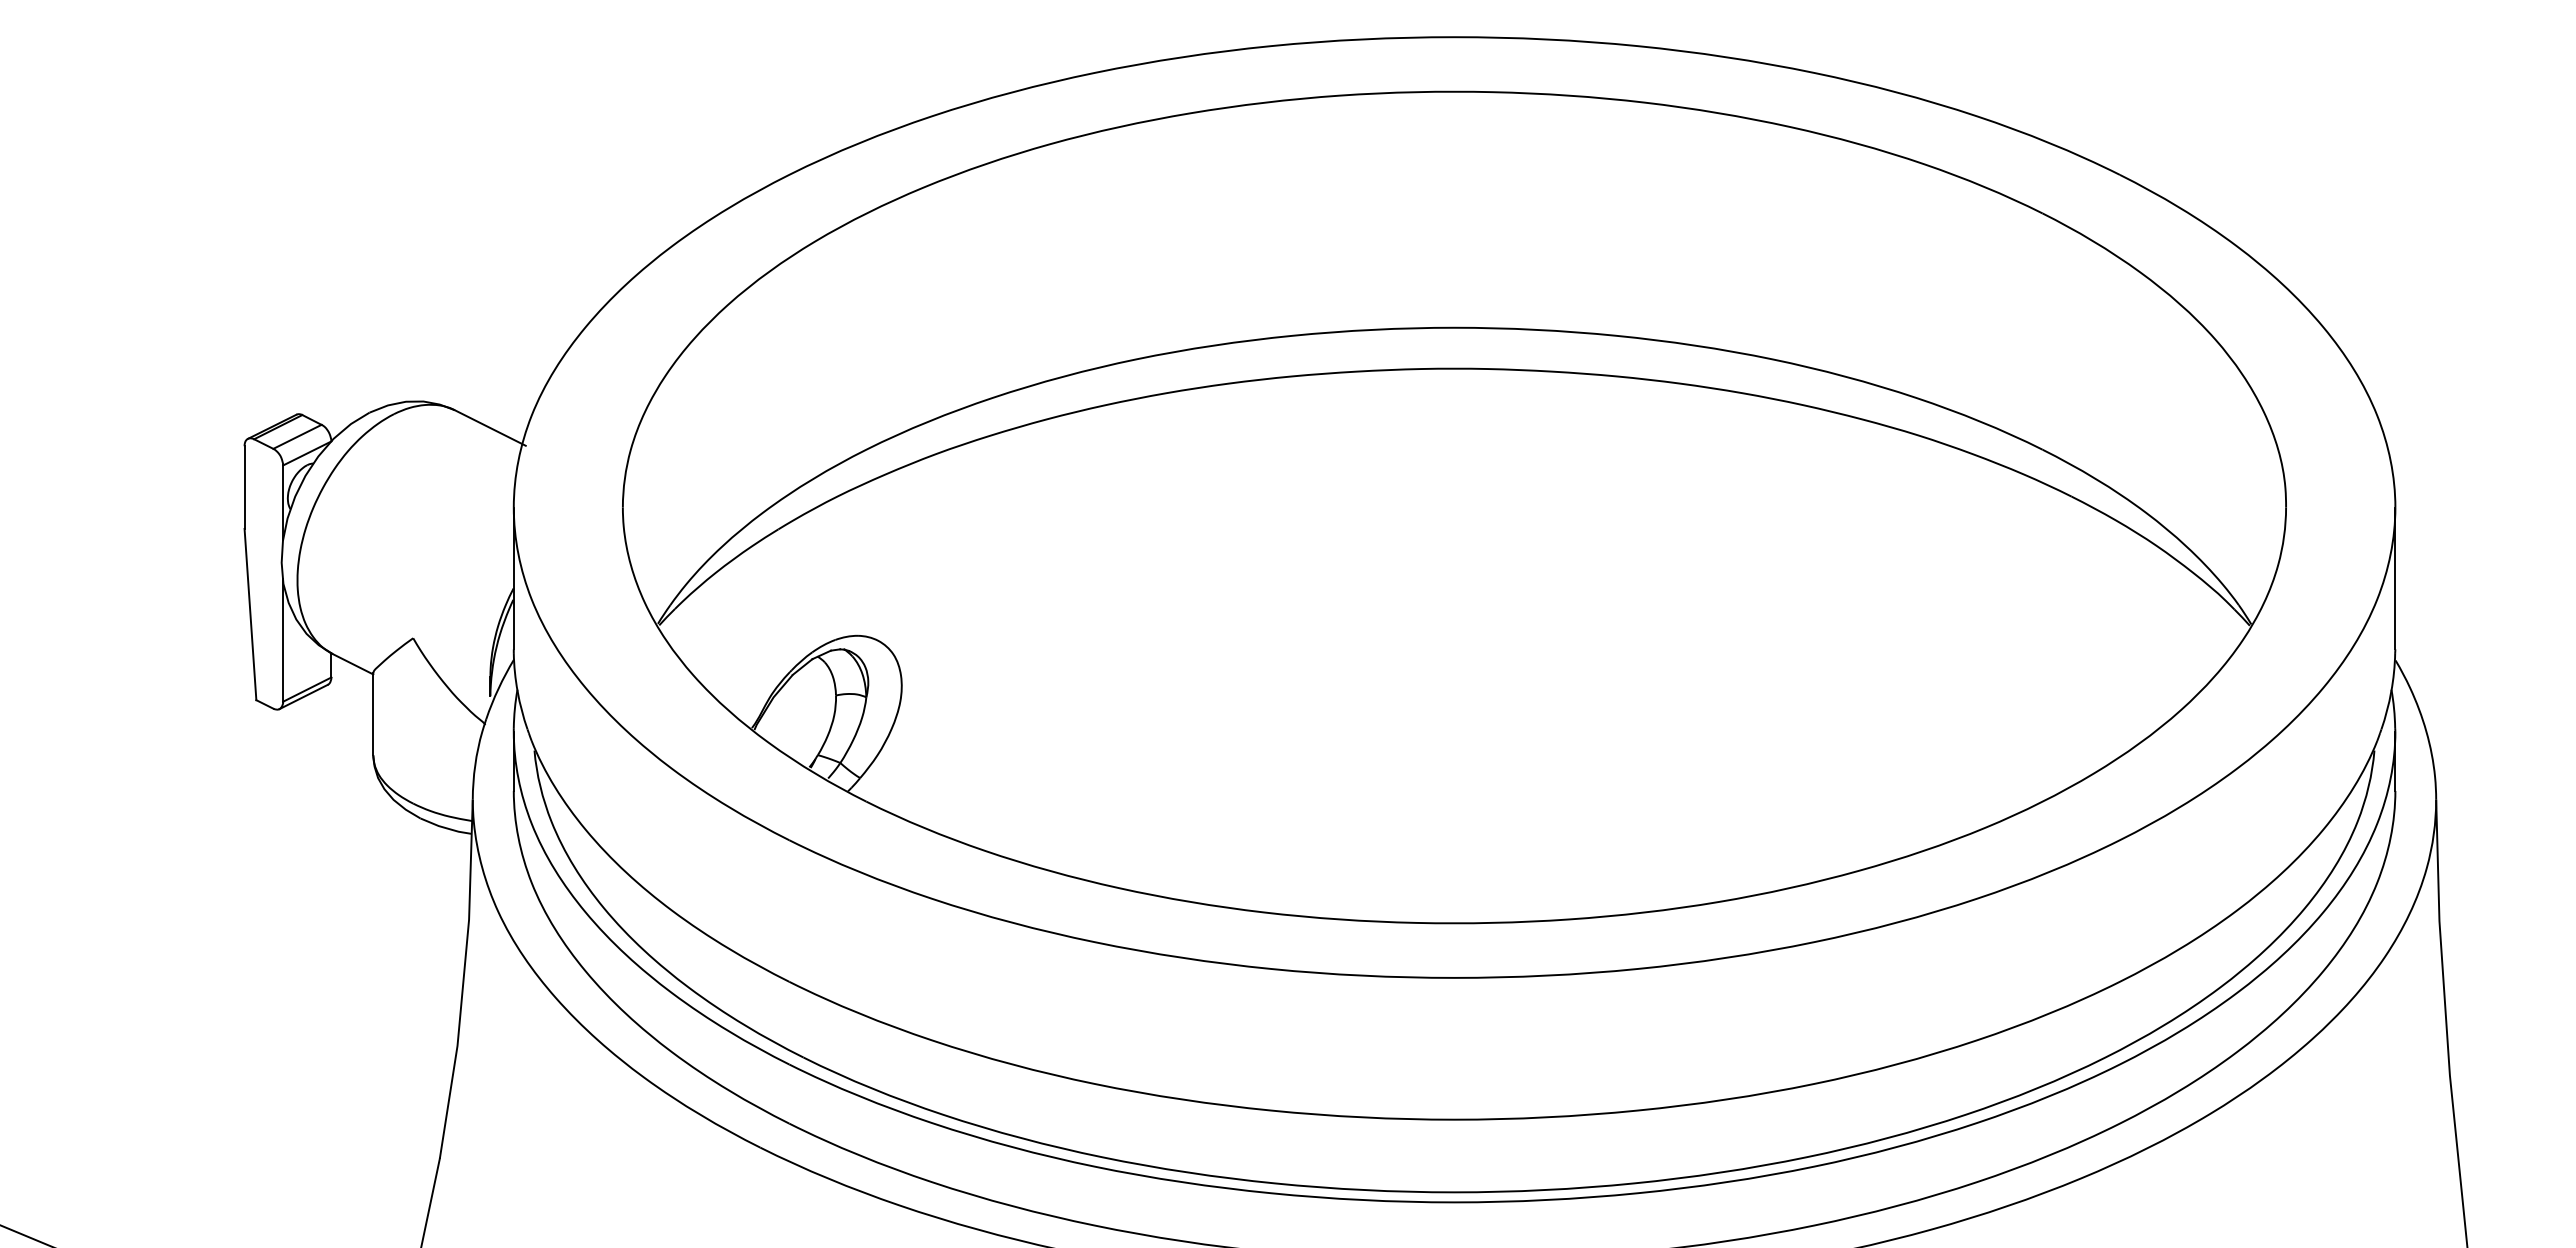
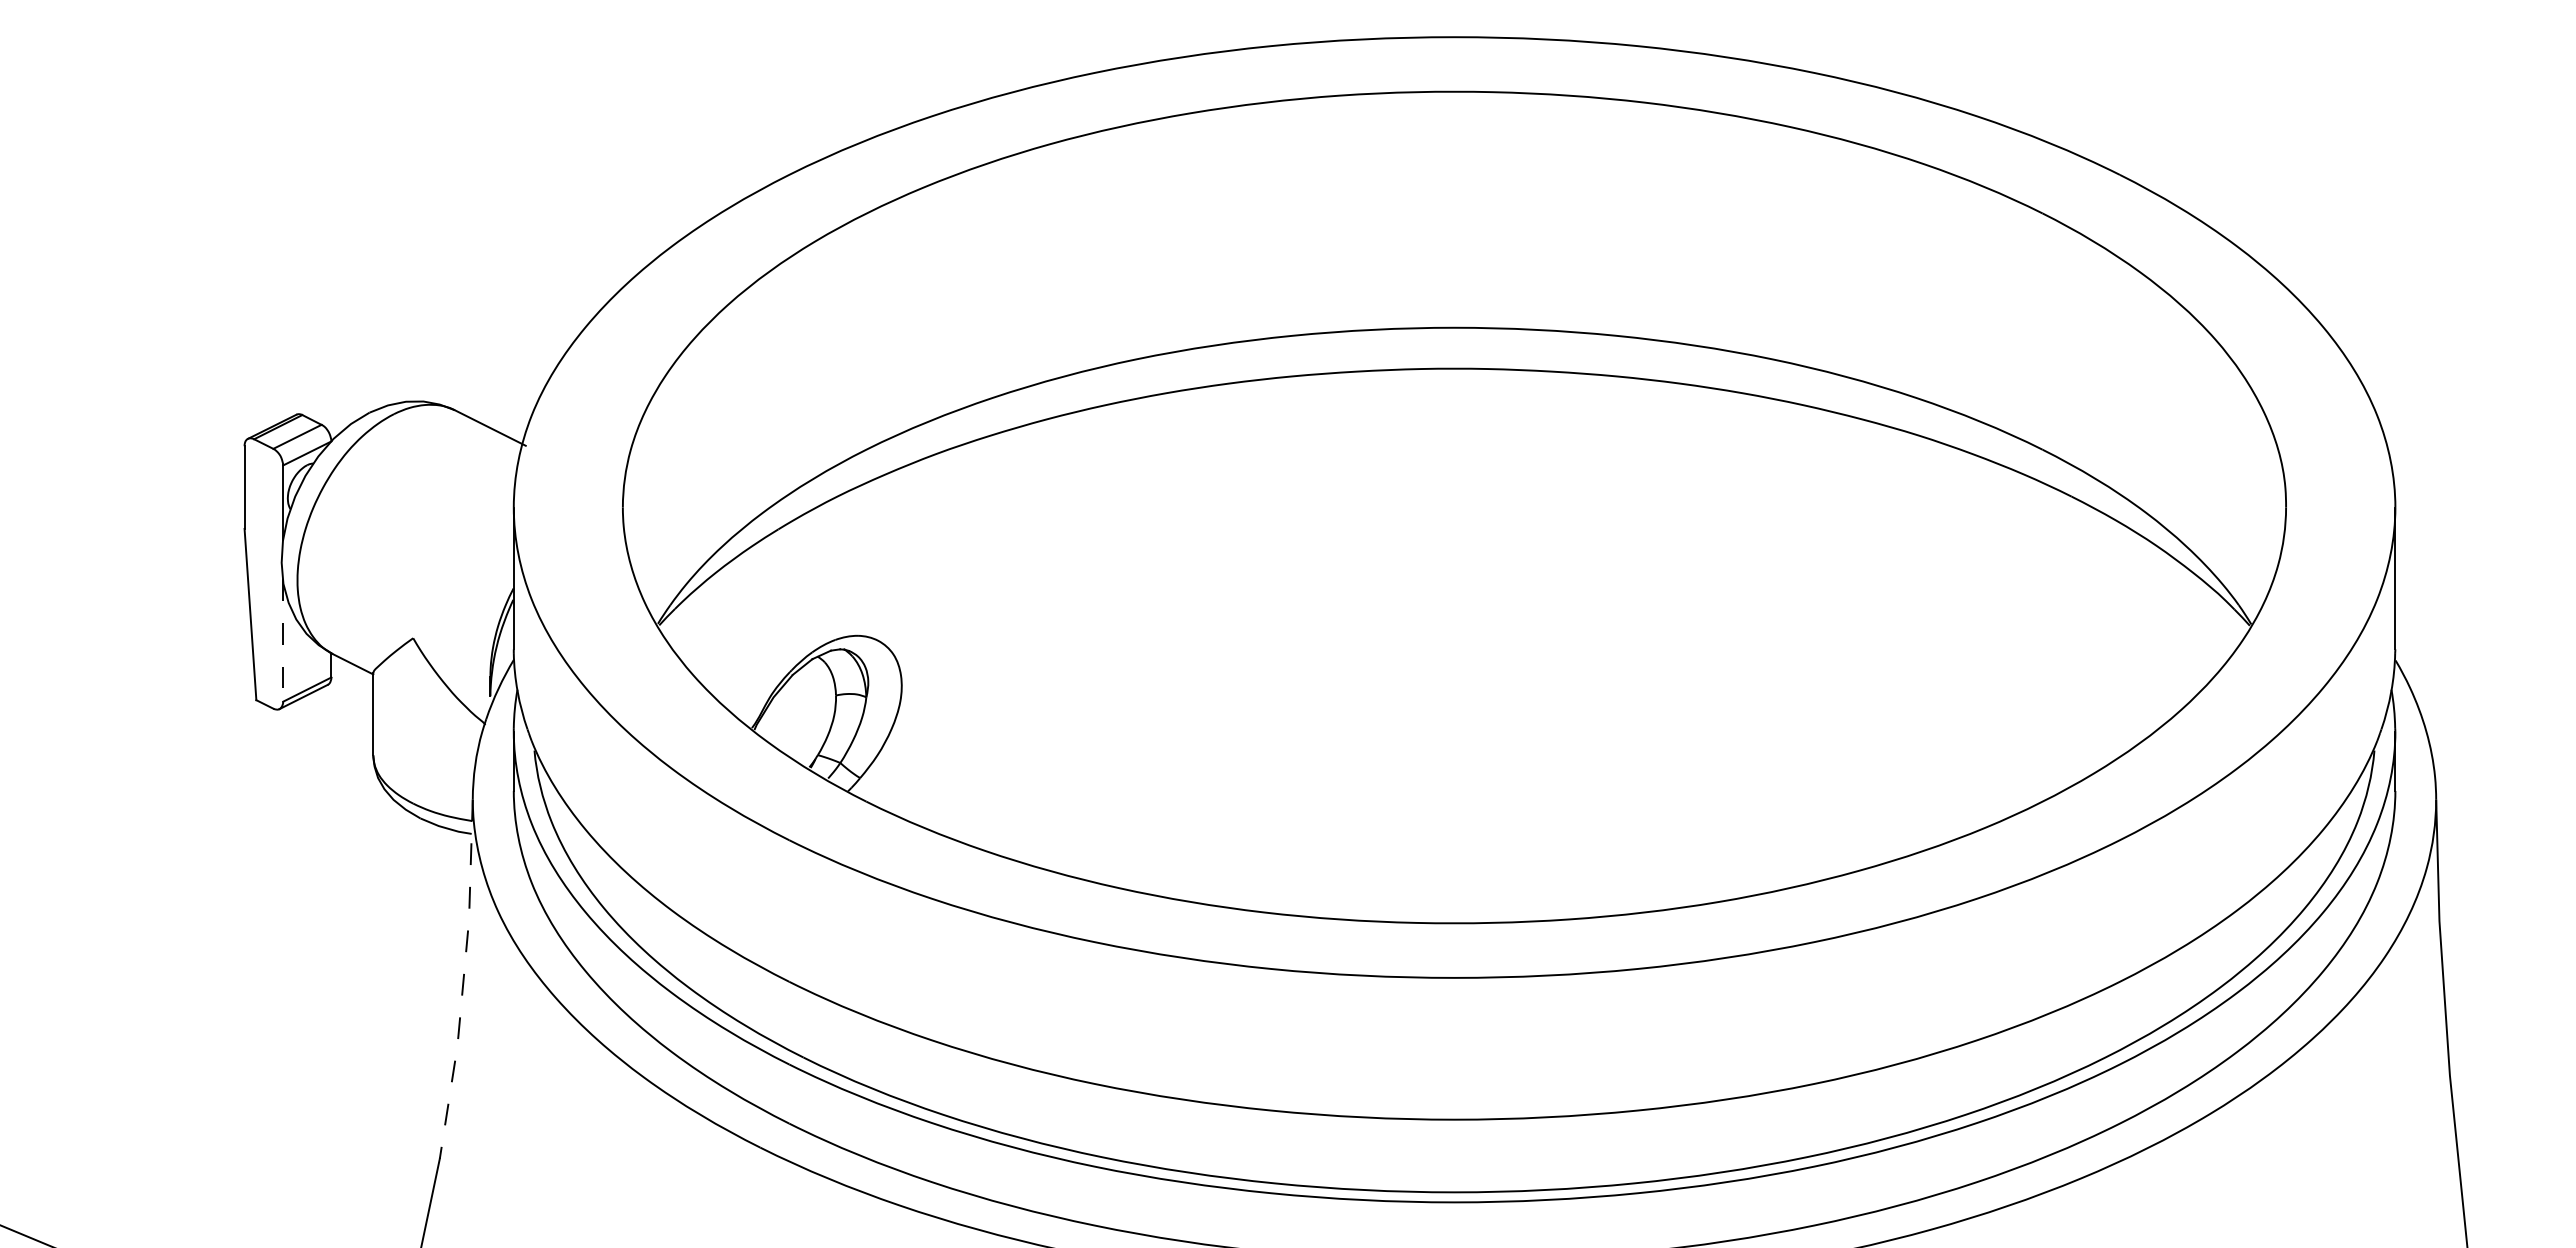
line: solid -> dashed (283, 641)
line: solid -> dashed (463, 980)
